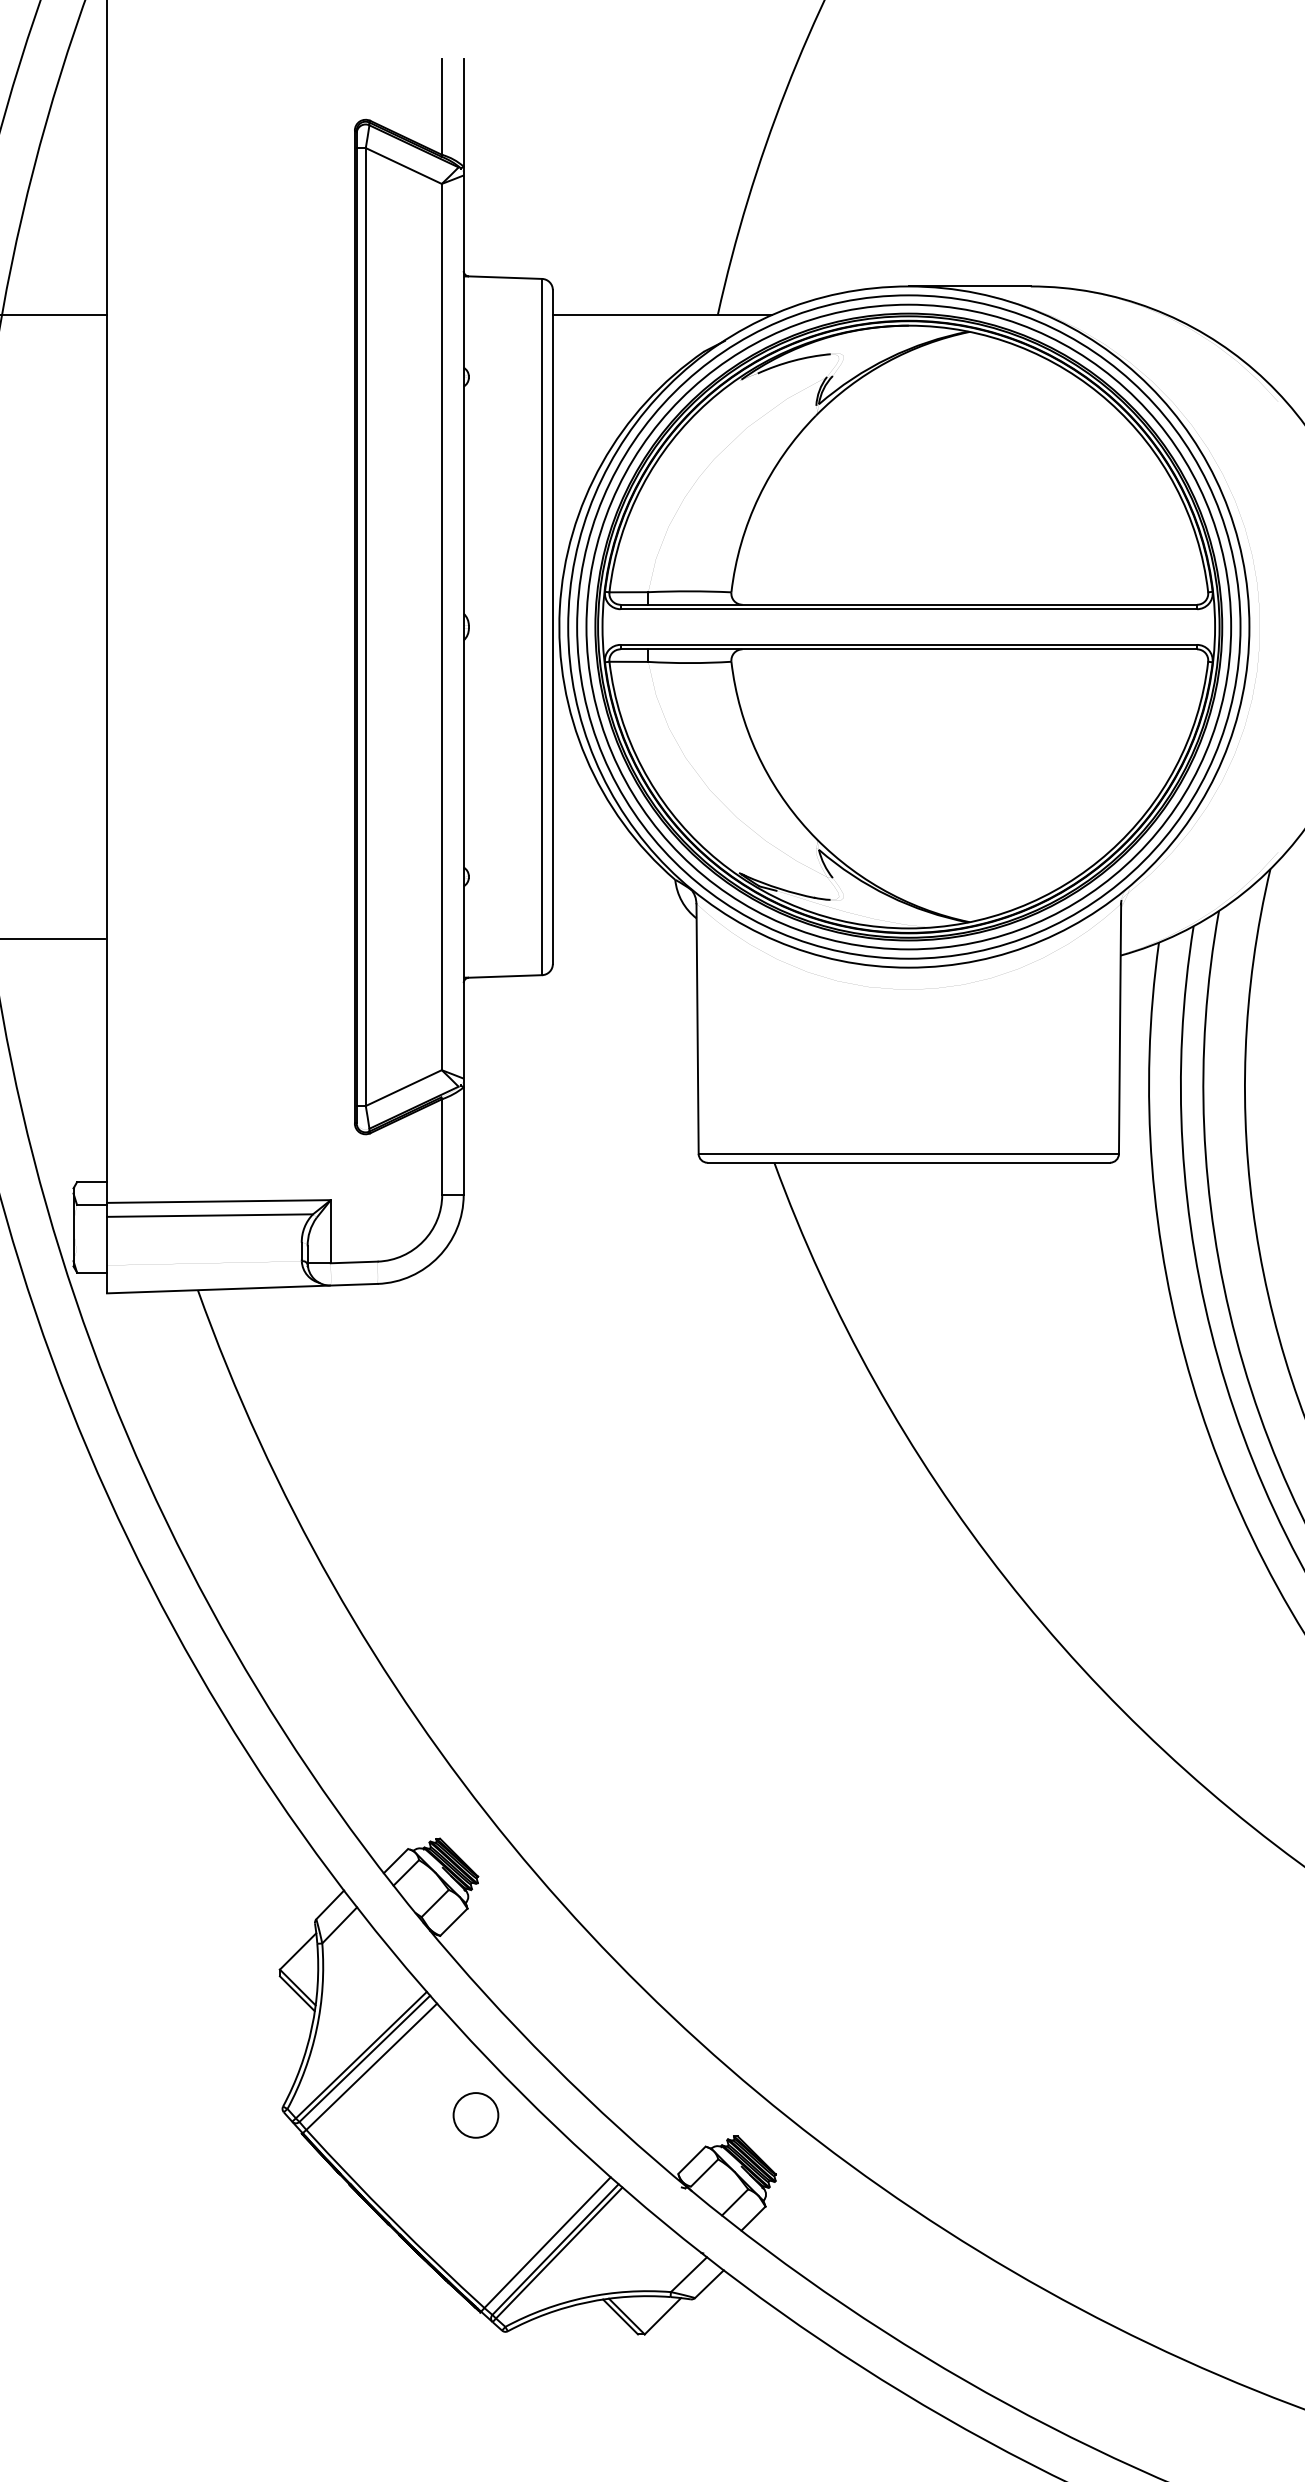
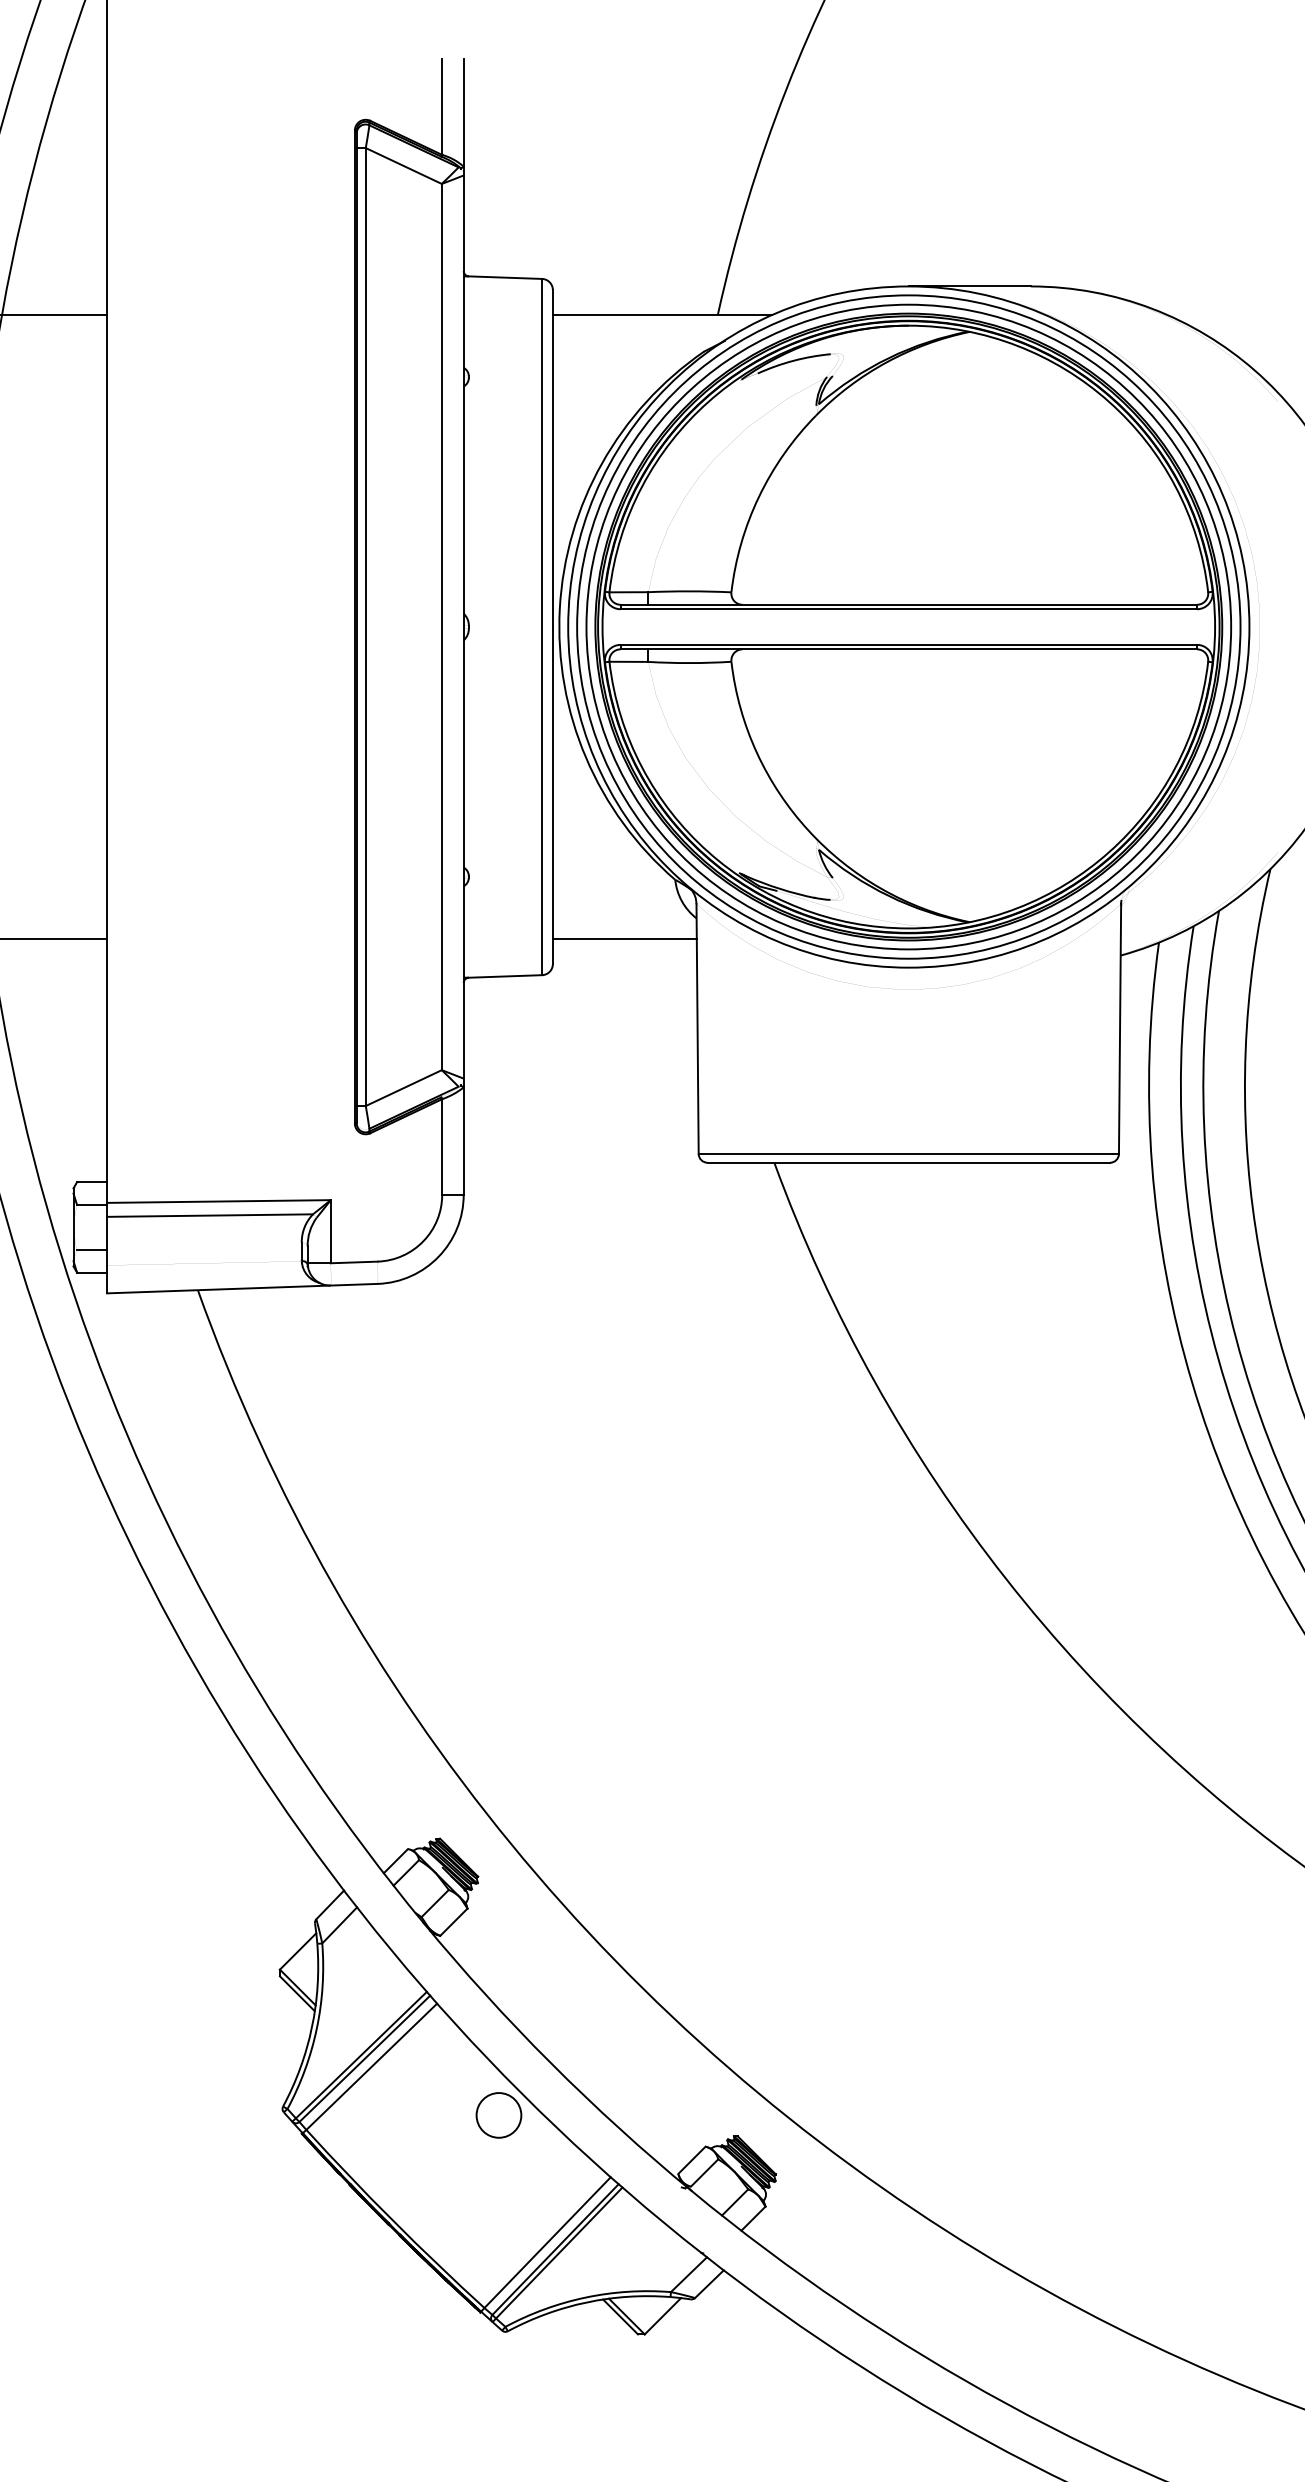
line: none -> present (624, 939)
line: none -> present (92, 1249)
circle position: (475, 2115) -> (498, 2115) (498, 2115)
